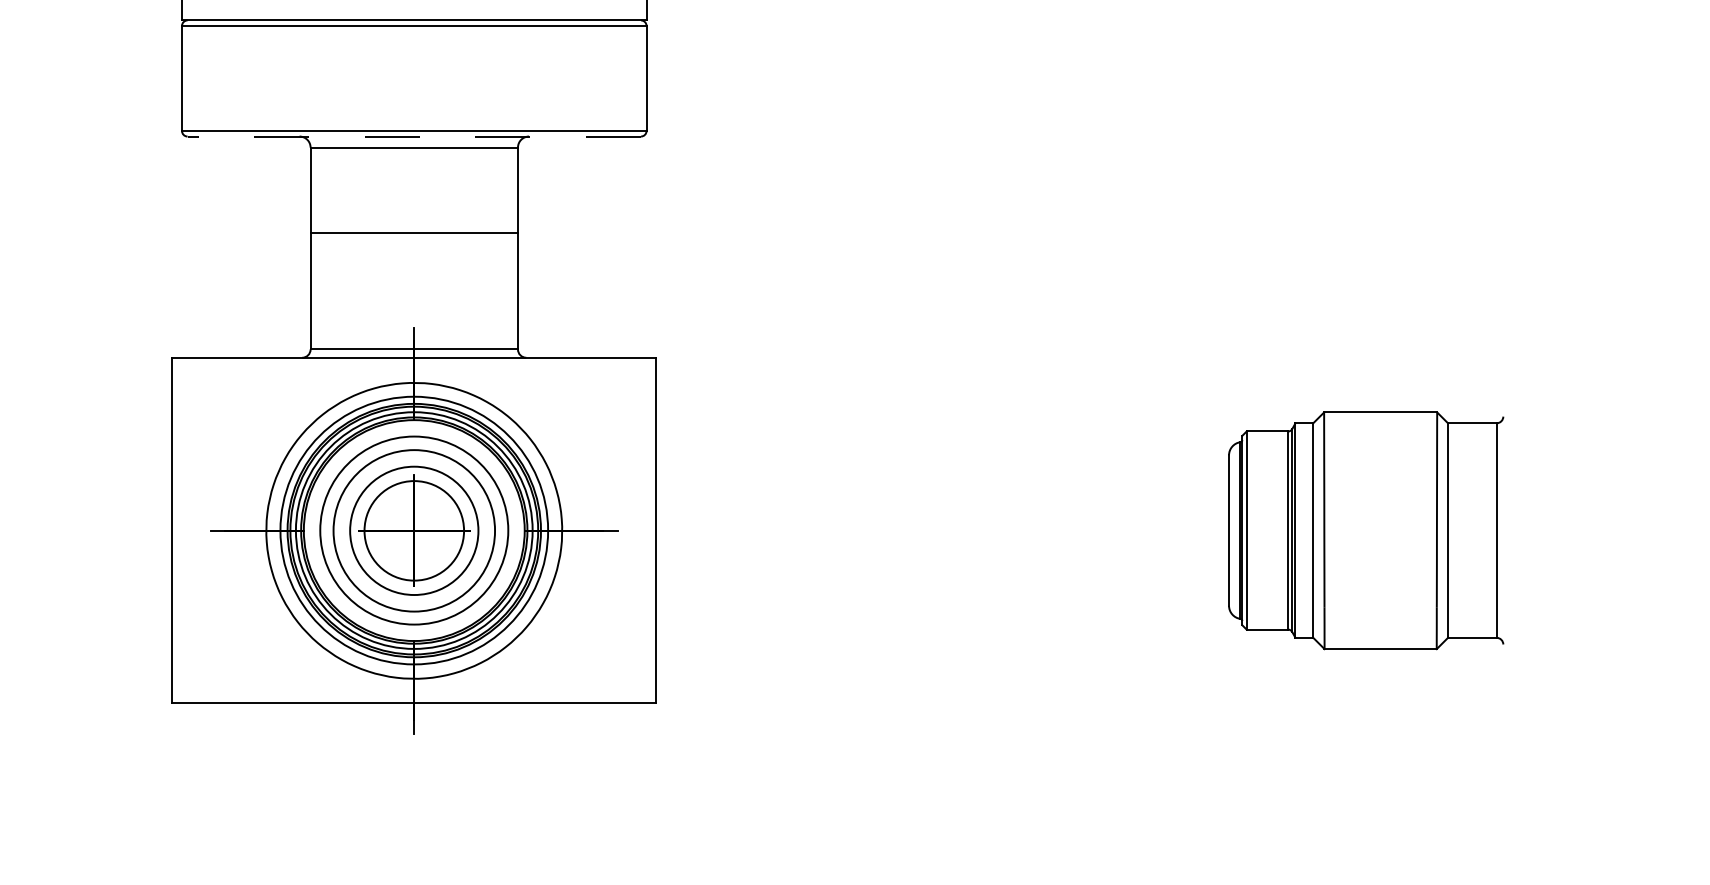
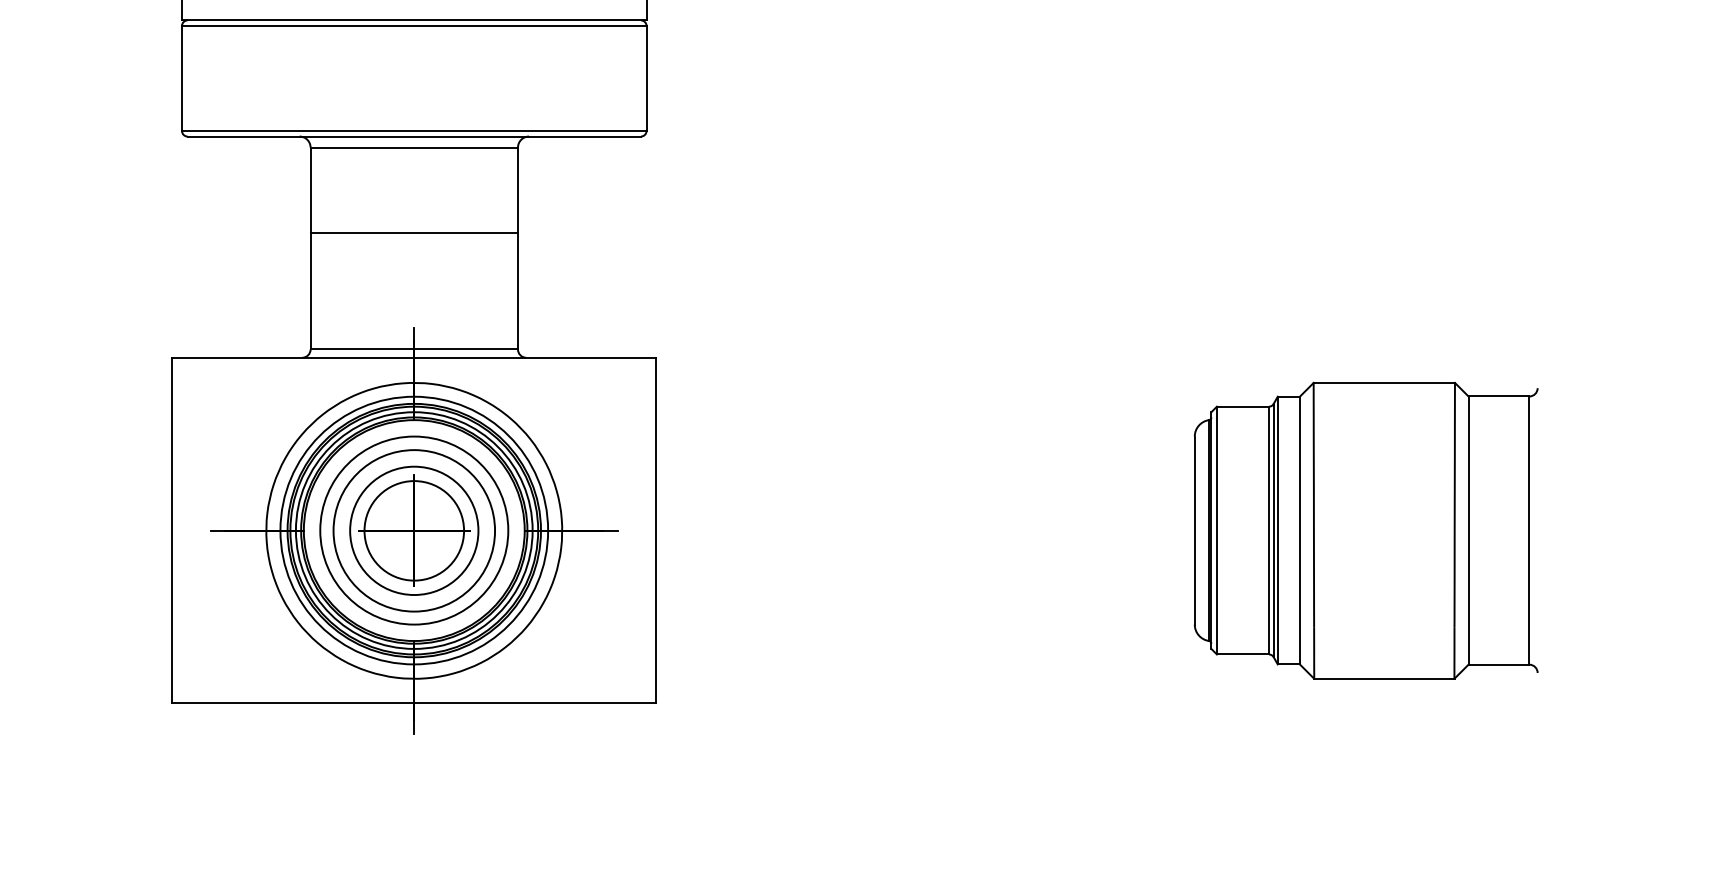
line: dashed -> solid (414, 136)
part size: 277x240 px -> 346x299 px (1365, 530)
